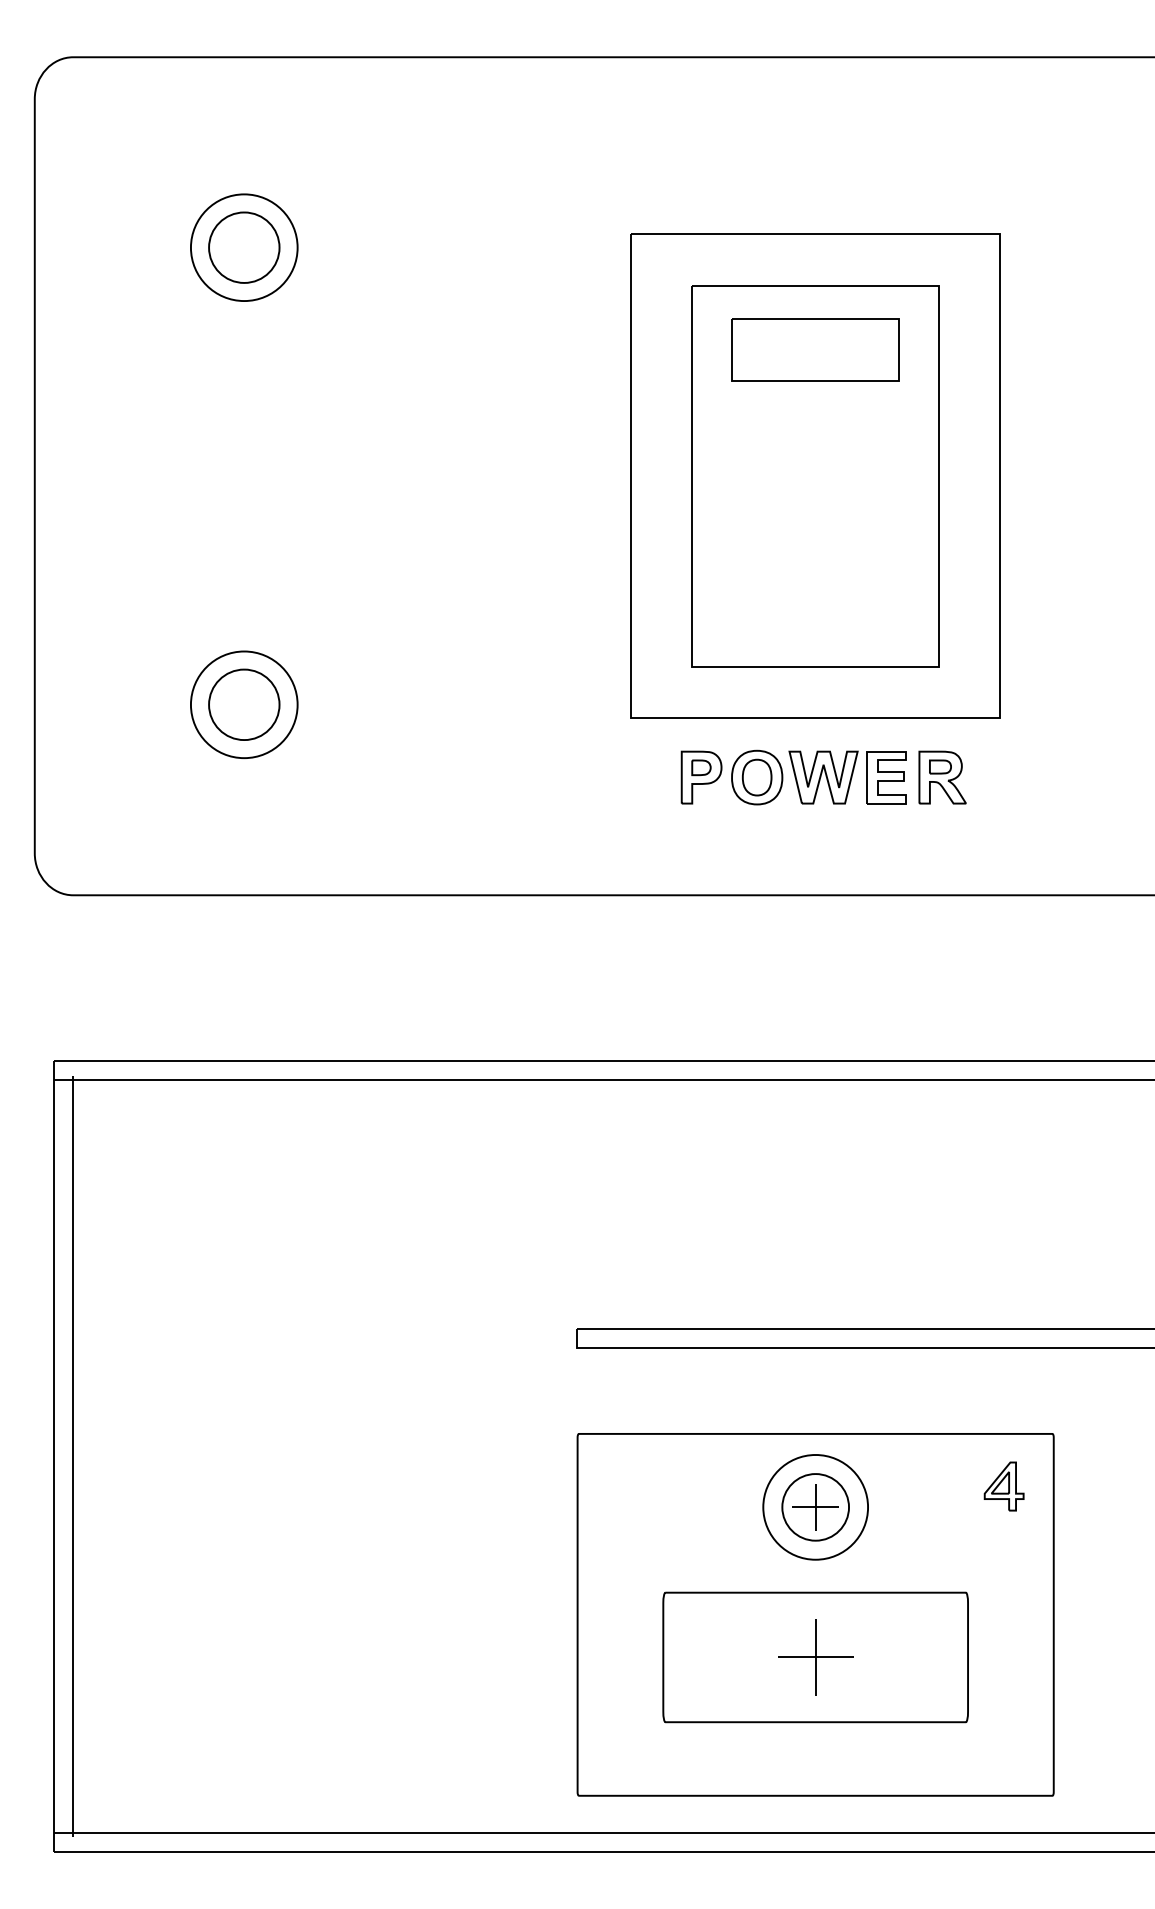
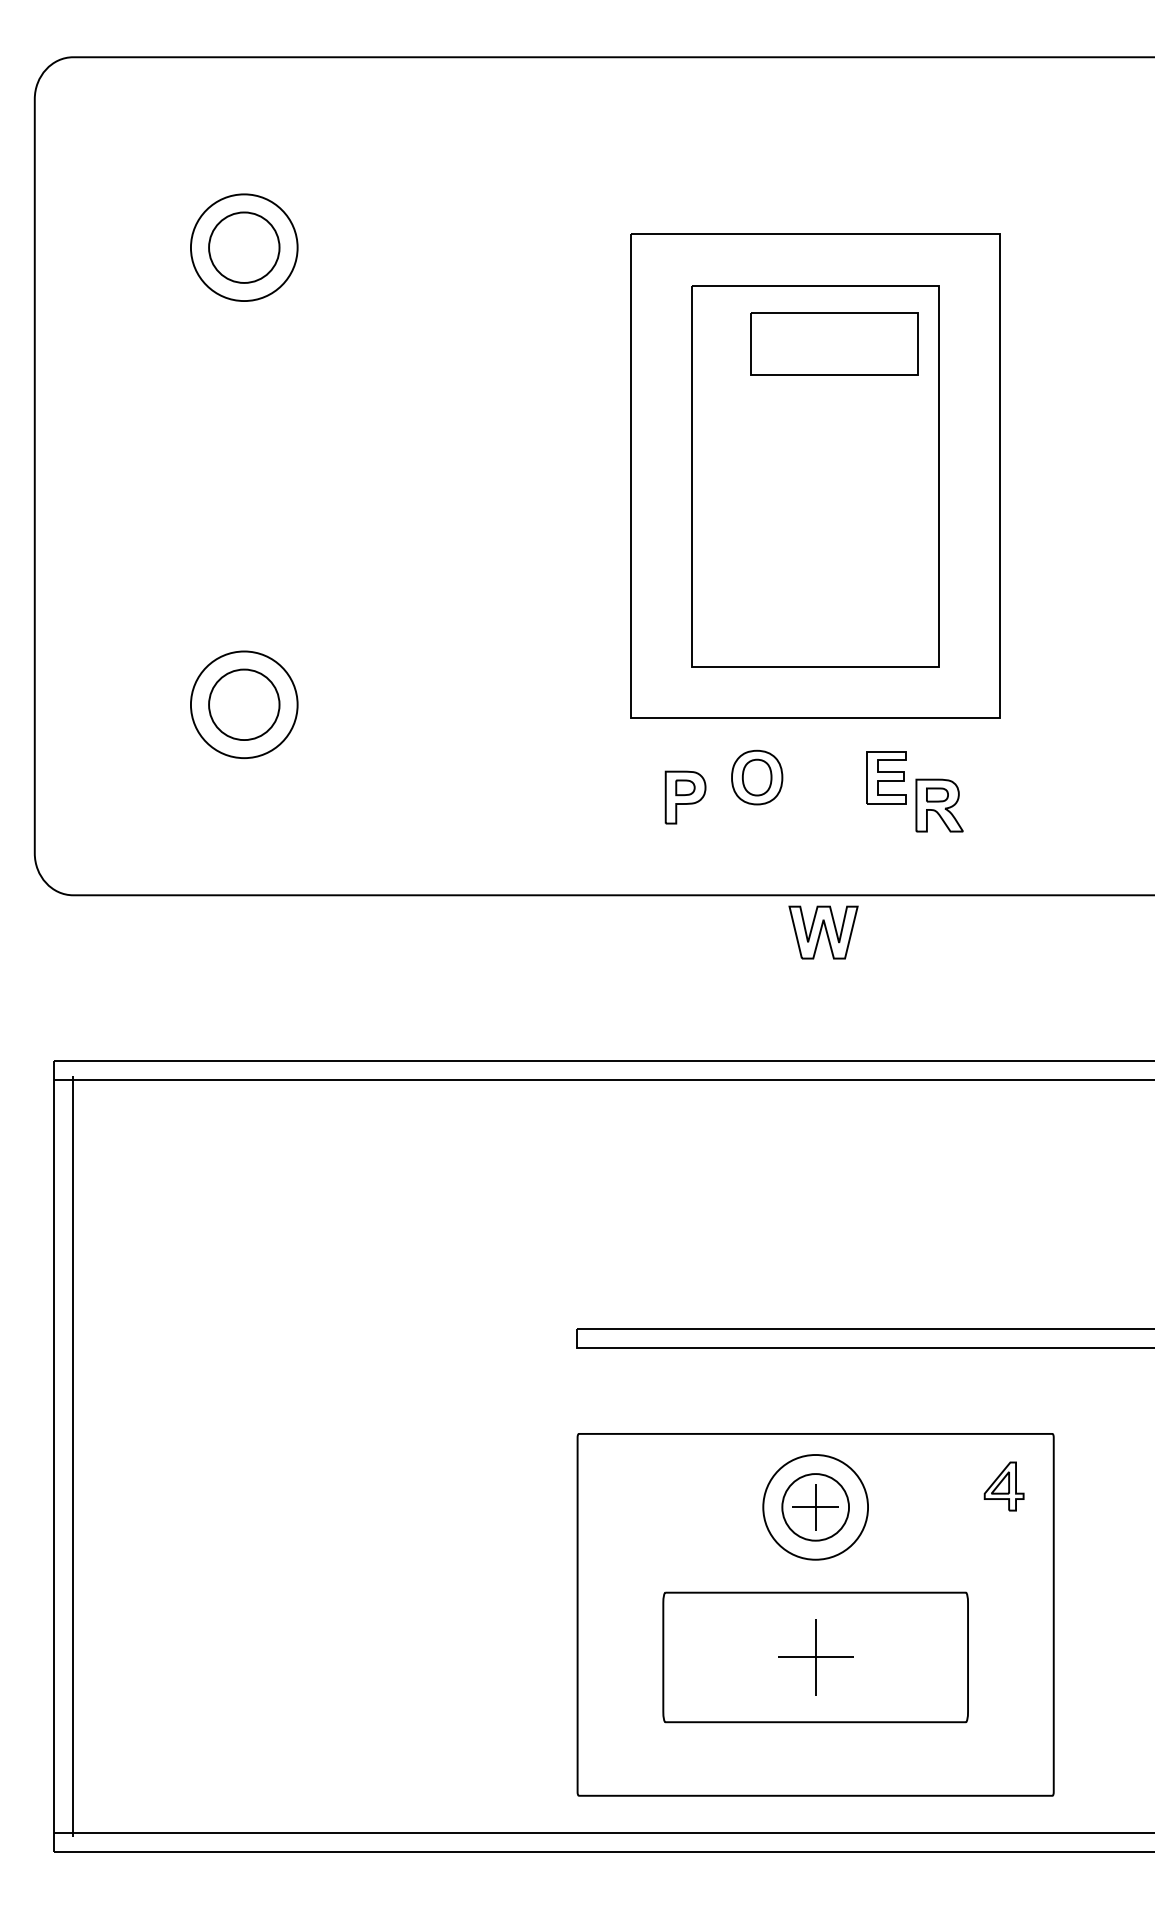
part position: (815, 349) -> (834, 343) (834, 343)
part position: (701, 777) -> (685, 797) (685, 797)
part position: (823, 777) -> (823, 932) (823, 932)
part position: (942, 777) -> (939, 805) (939, 805)
